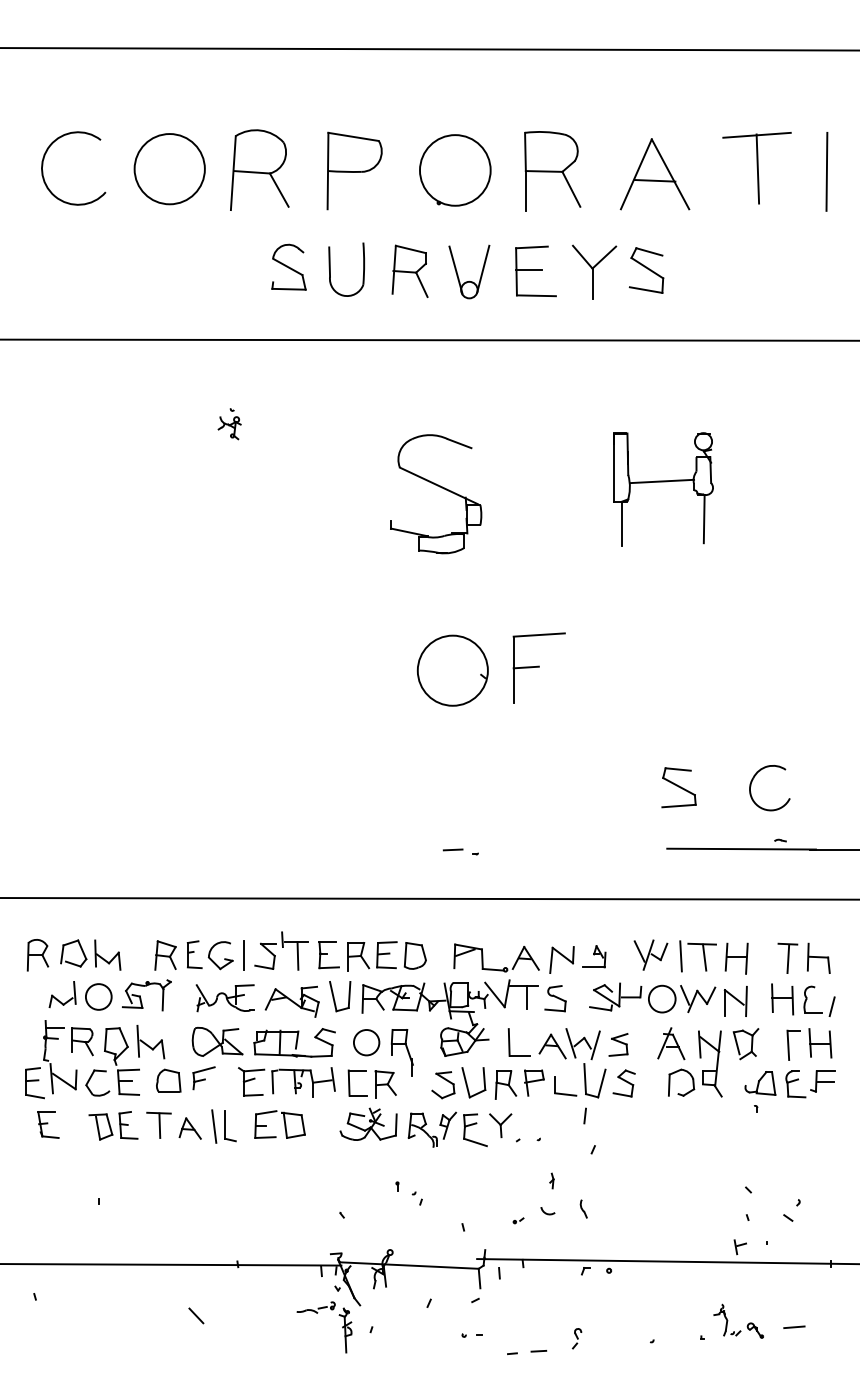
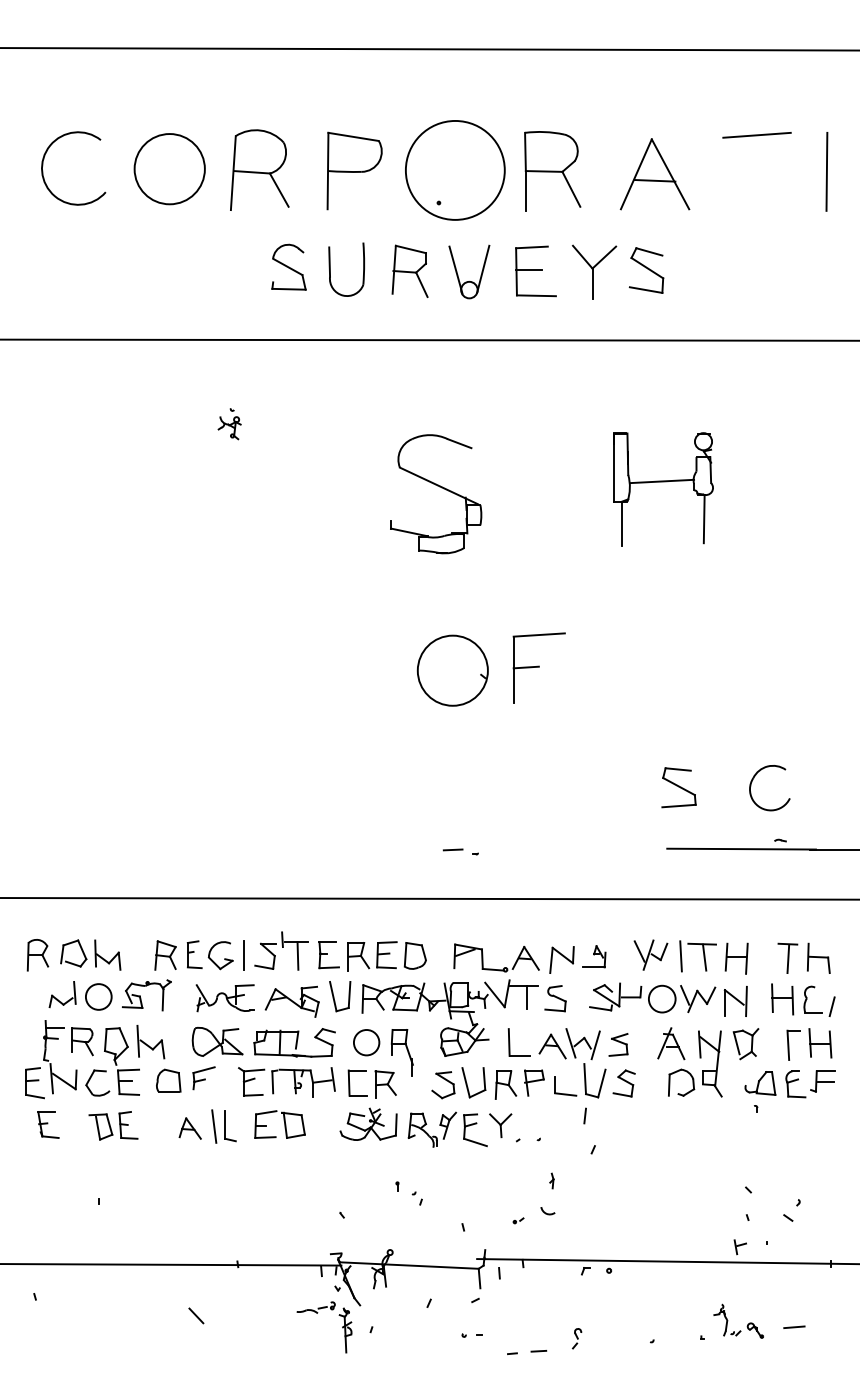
line: present -> none (757, 168)
circle diameter: 71 px -> 99 px (454, 169)
part: present -> none (158, 1124)
part: present -> none (583, 1208)
